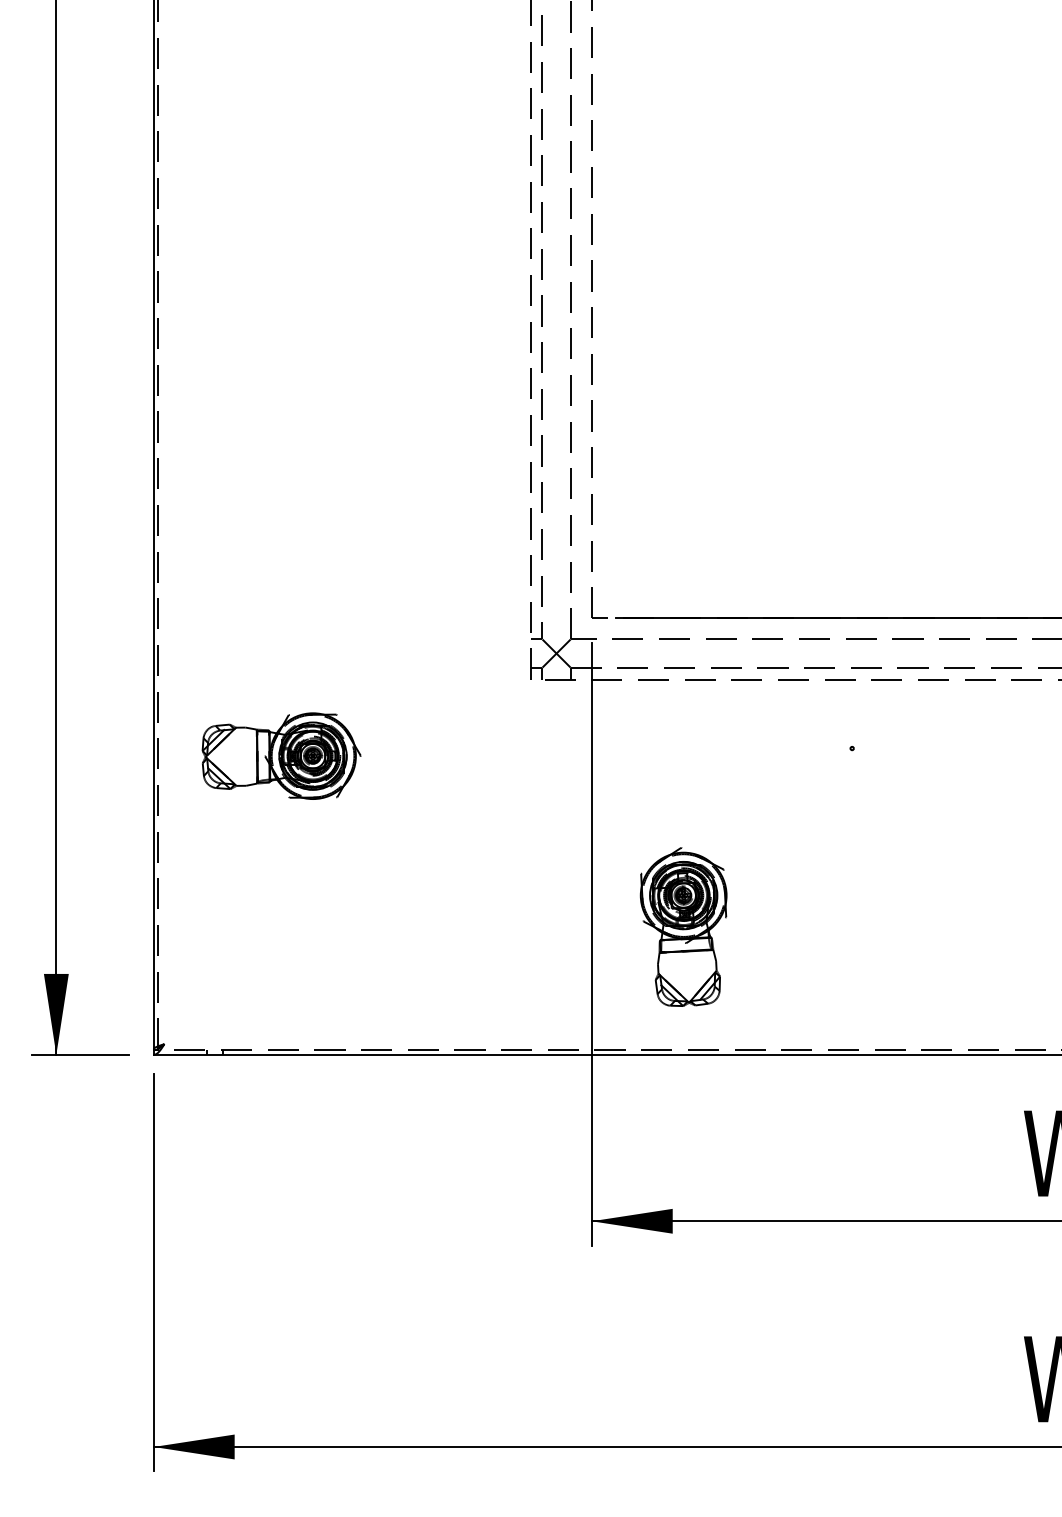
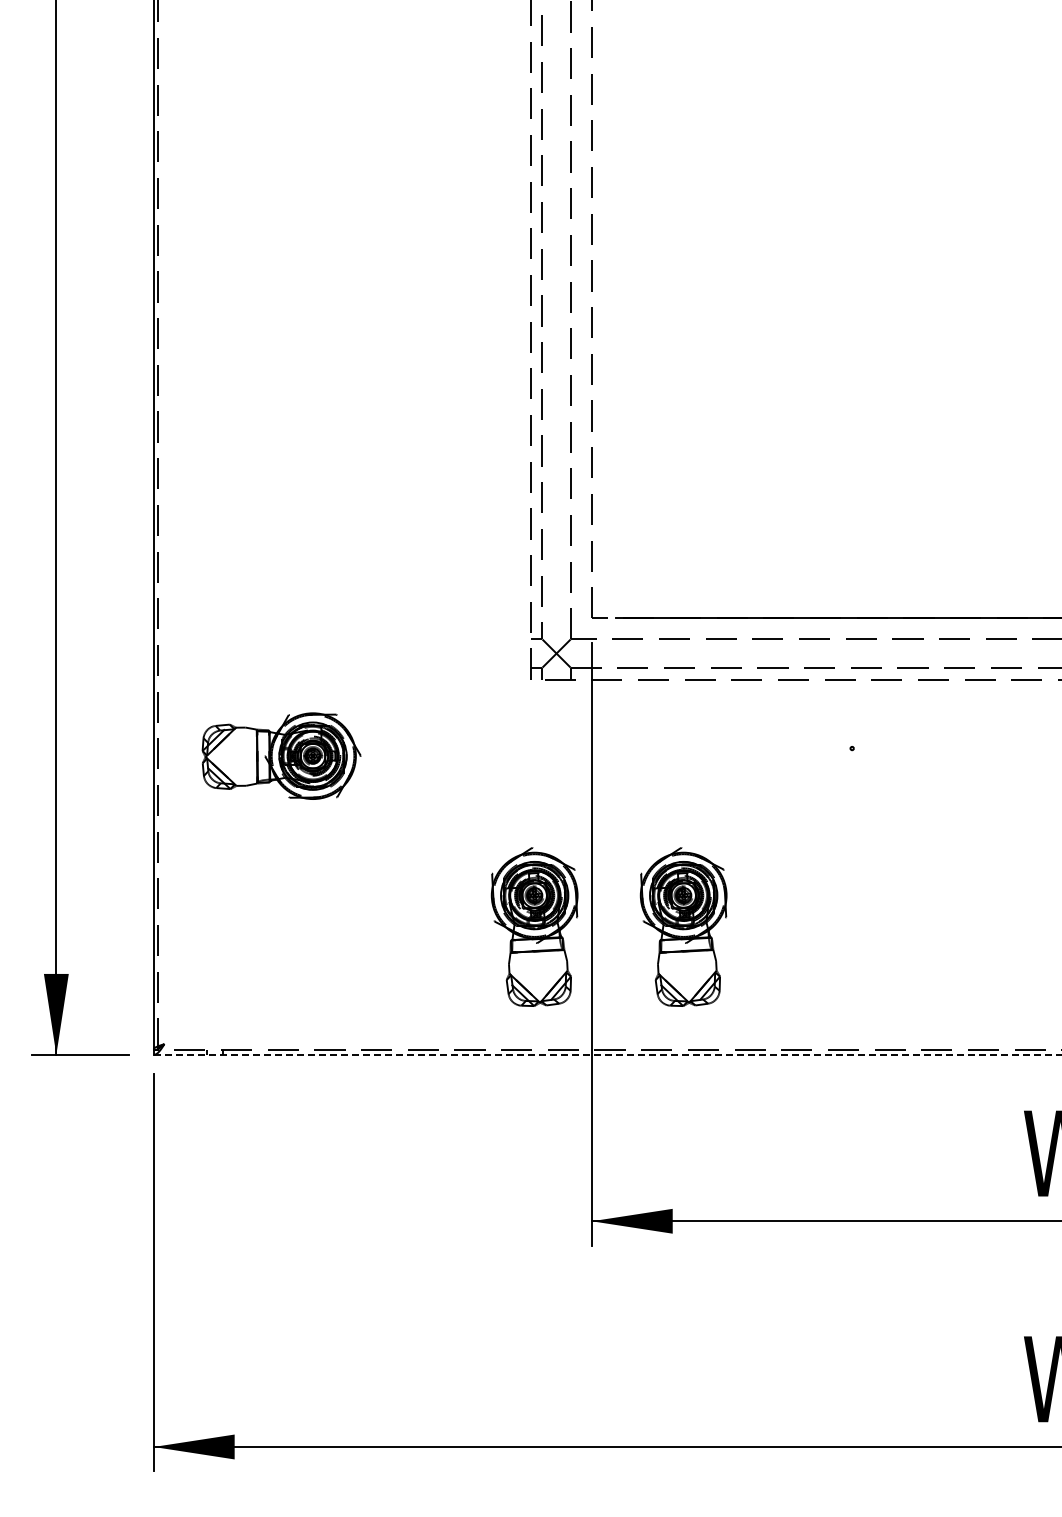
part: none -> present (534, 926)
line: solid -> dashed (607, 1054)
